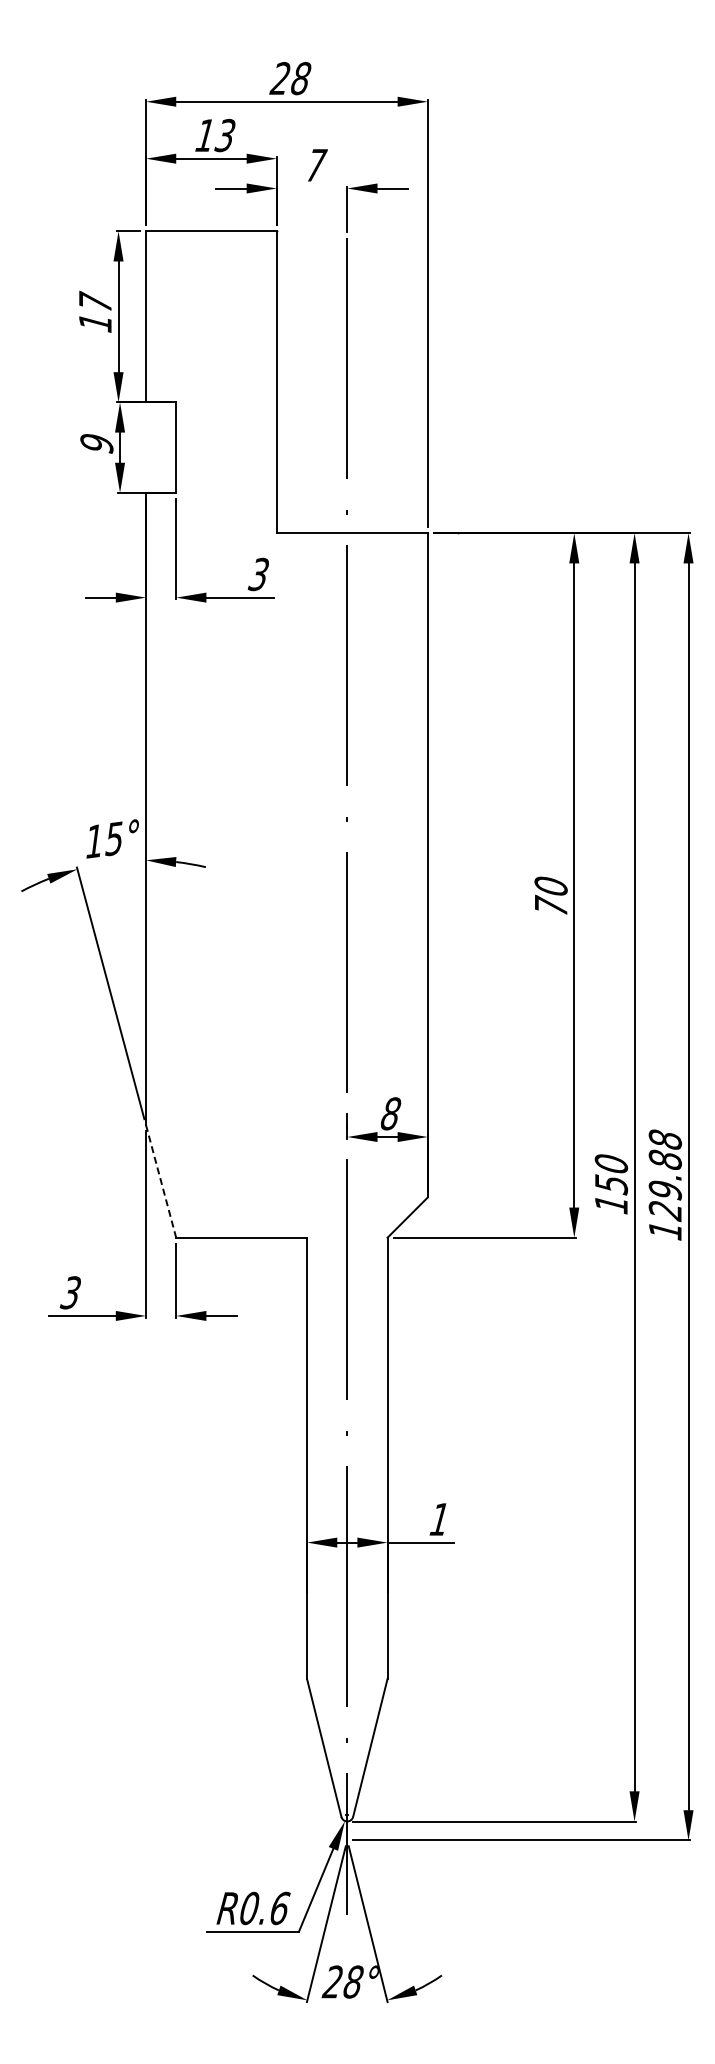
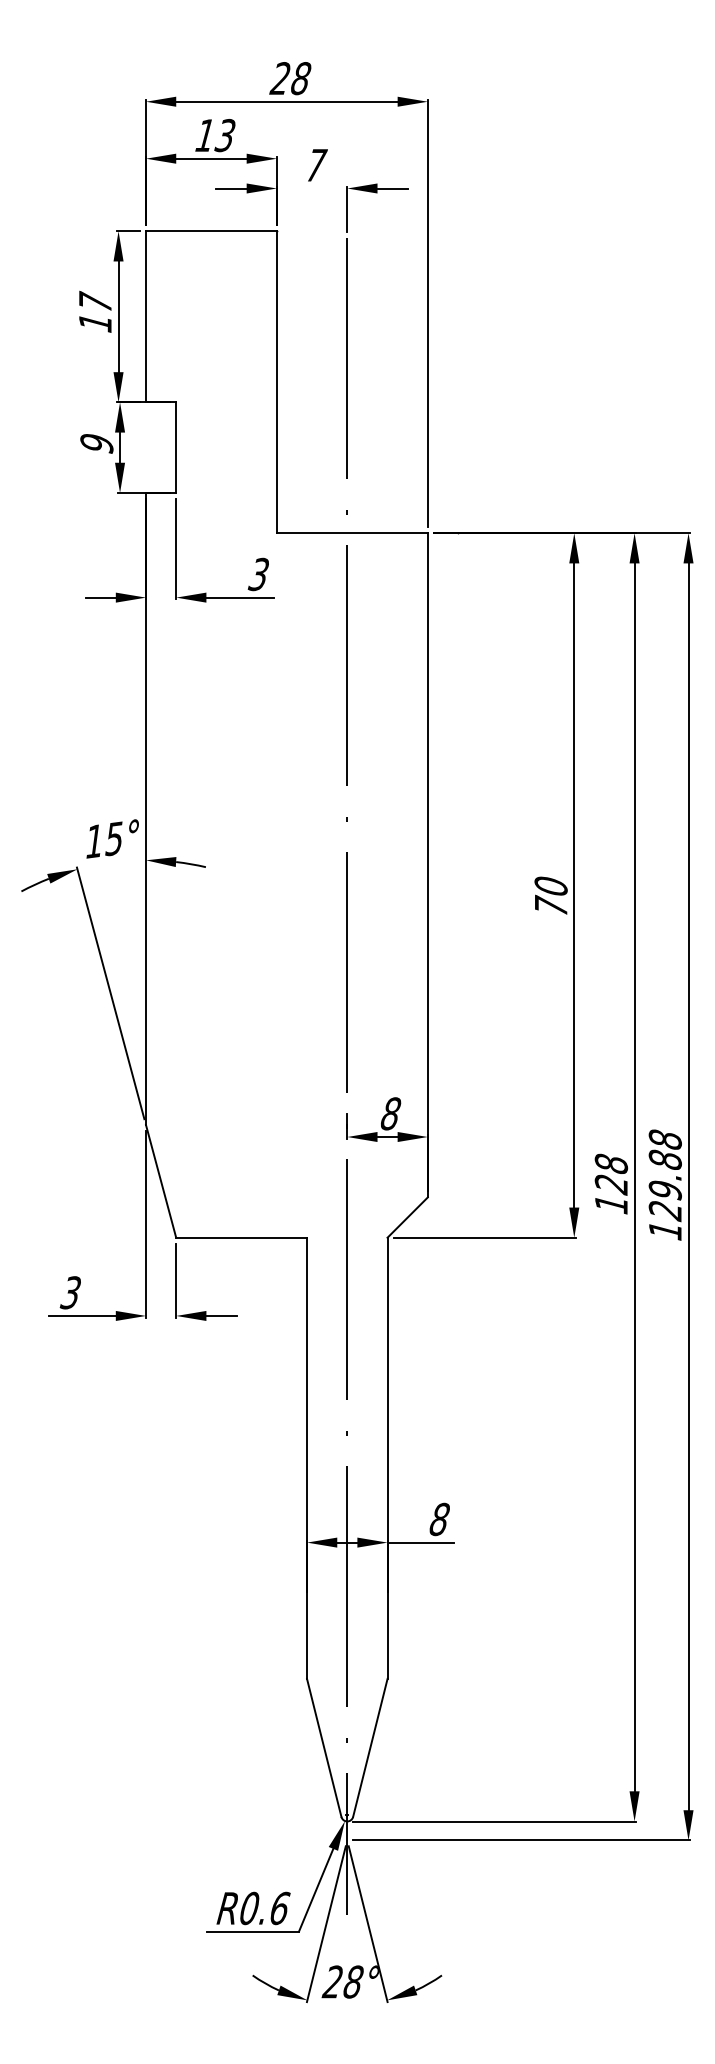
text: 150 -> 128 (611, 1174)
line: dashed -> solid (161, 1181)
text: 1 -> 8 (439, 1519)
